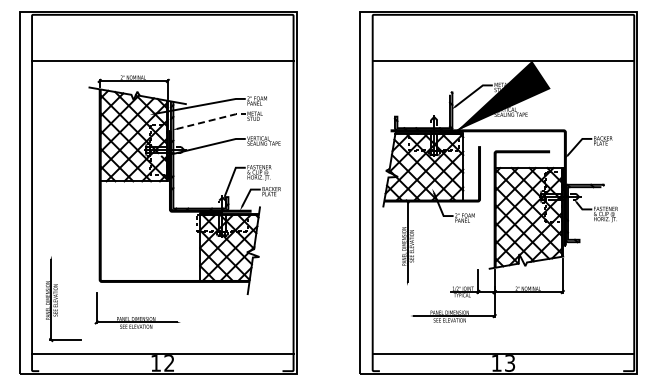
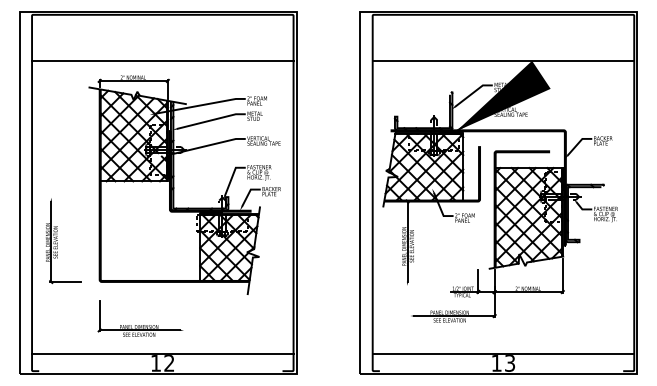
line: dashed -> solid (211, 120)
part position: (57, 298) -> (57, 240) (57, 240)
part position: (137, 317) -> (140, 325) (140, 325)
